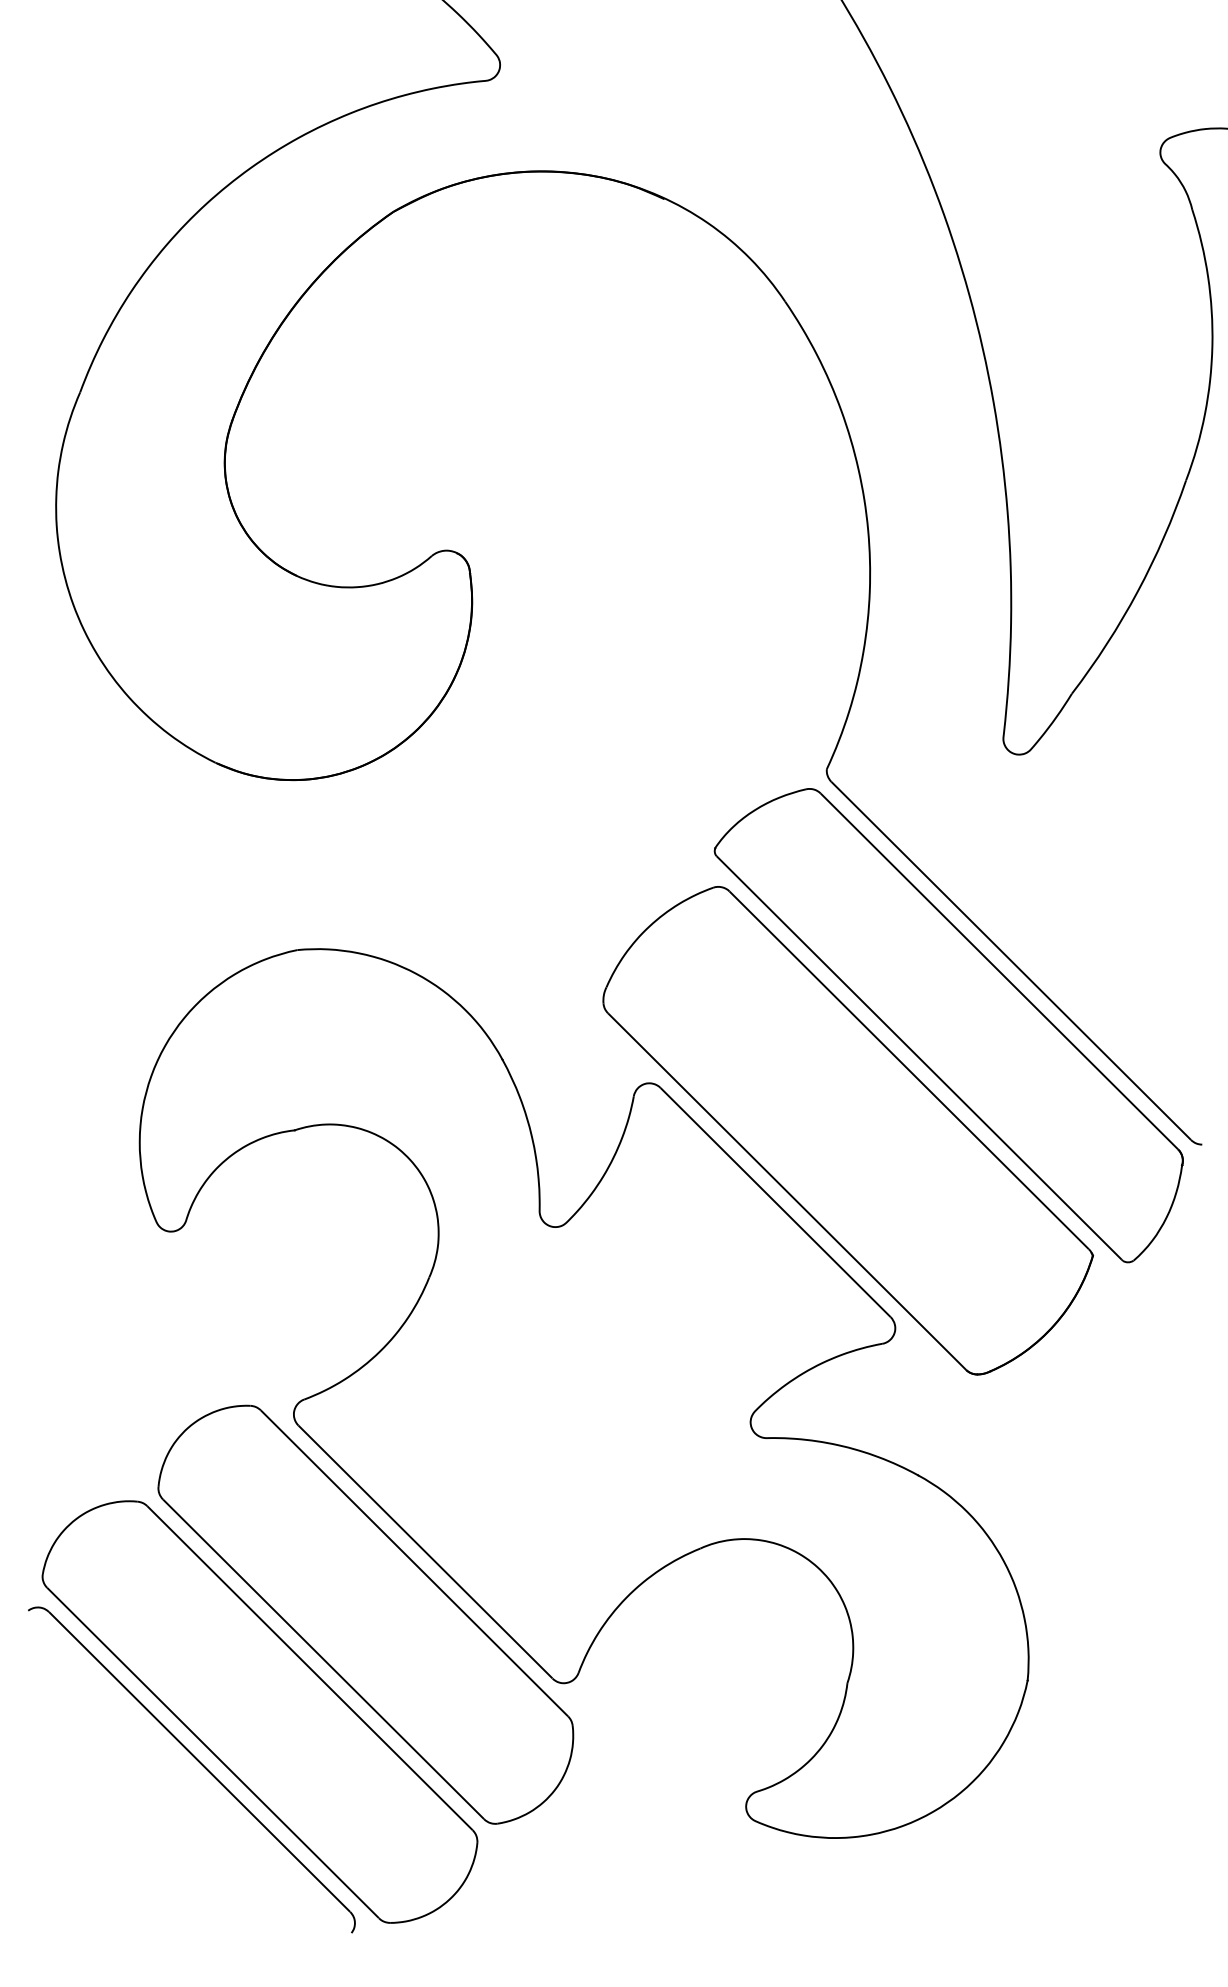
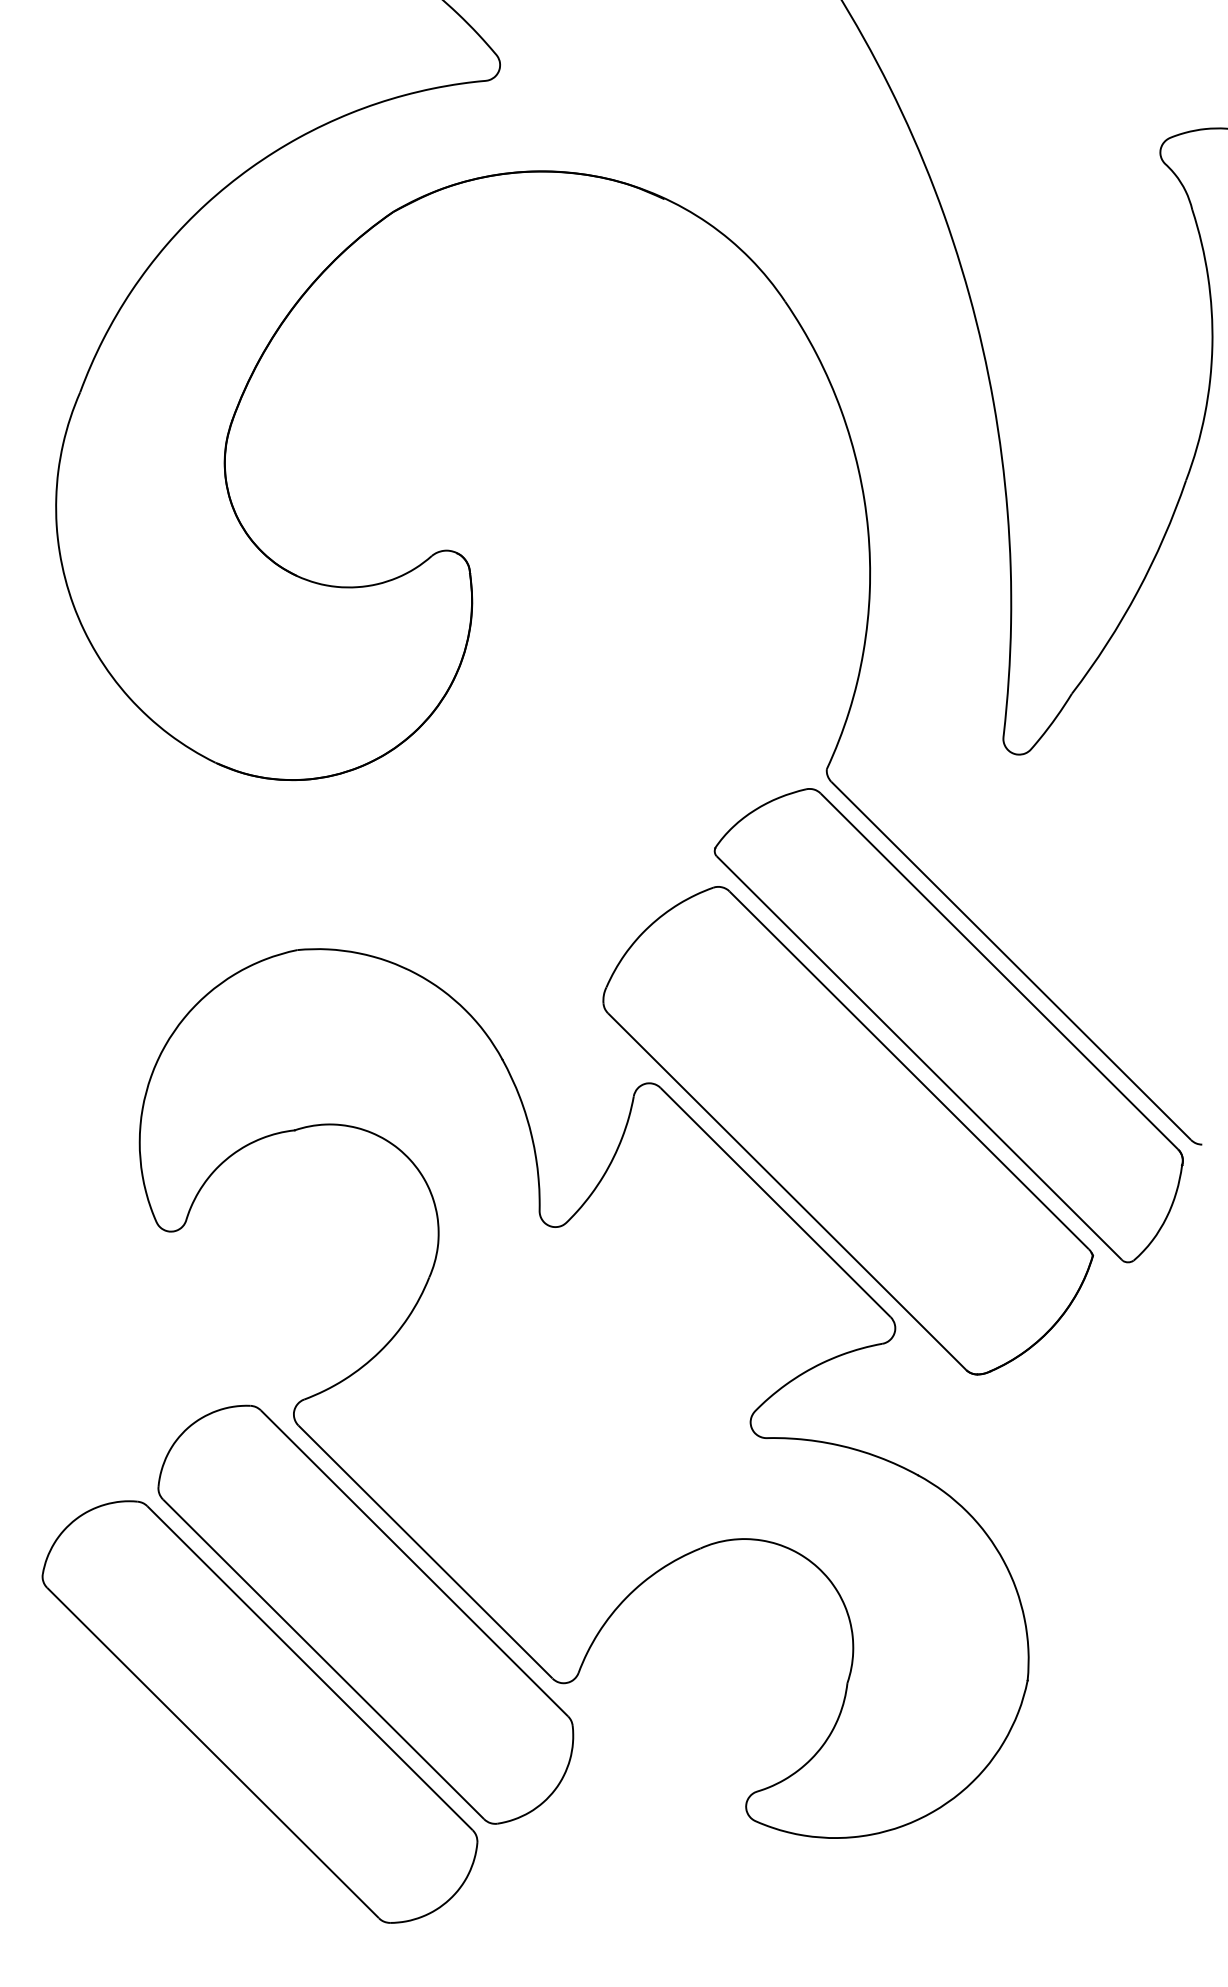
part: present -> none (198, 1762)
